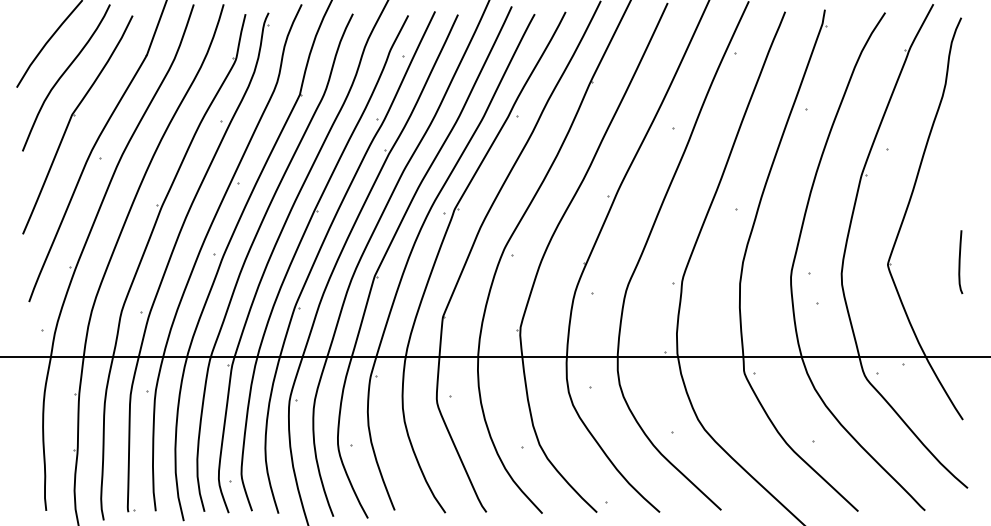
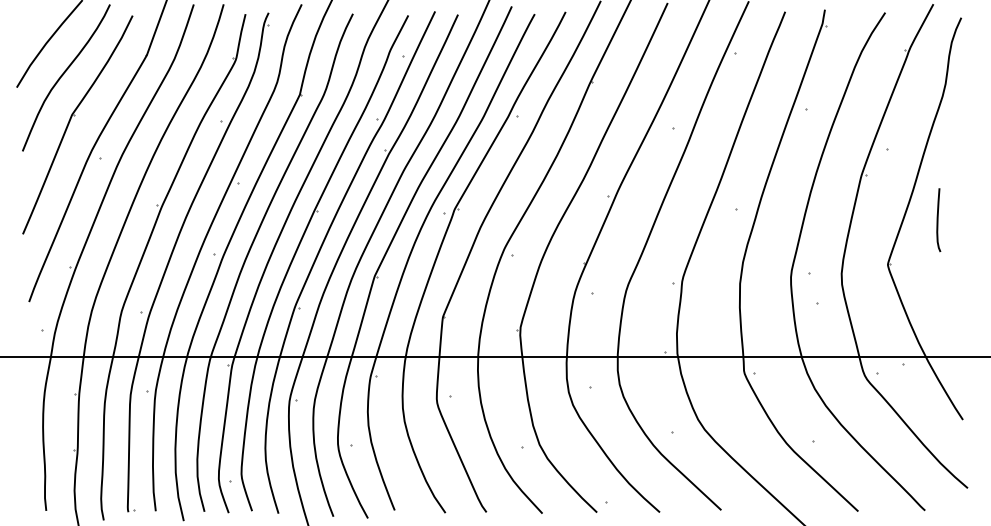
curve position: (960, 262) -> (938, 220) (938, 220)
